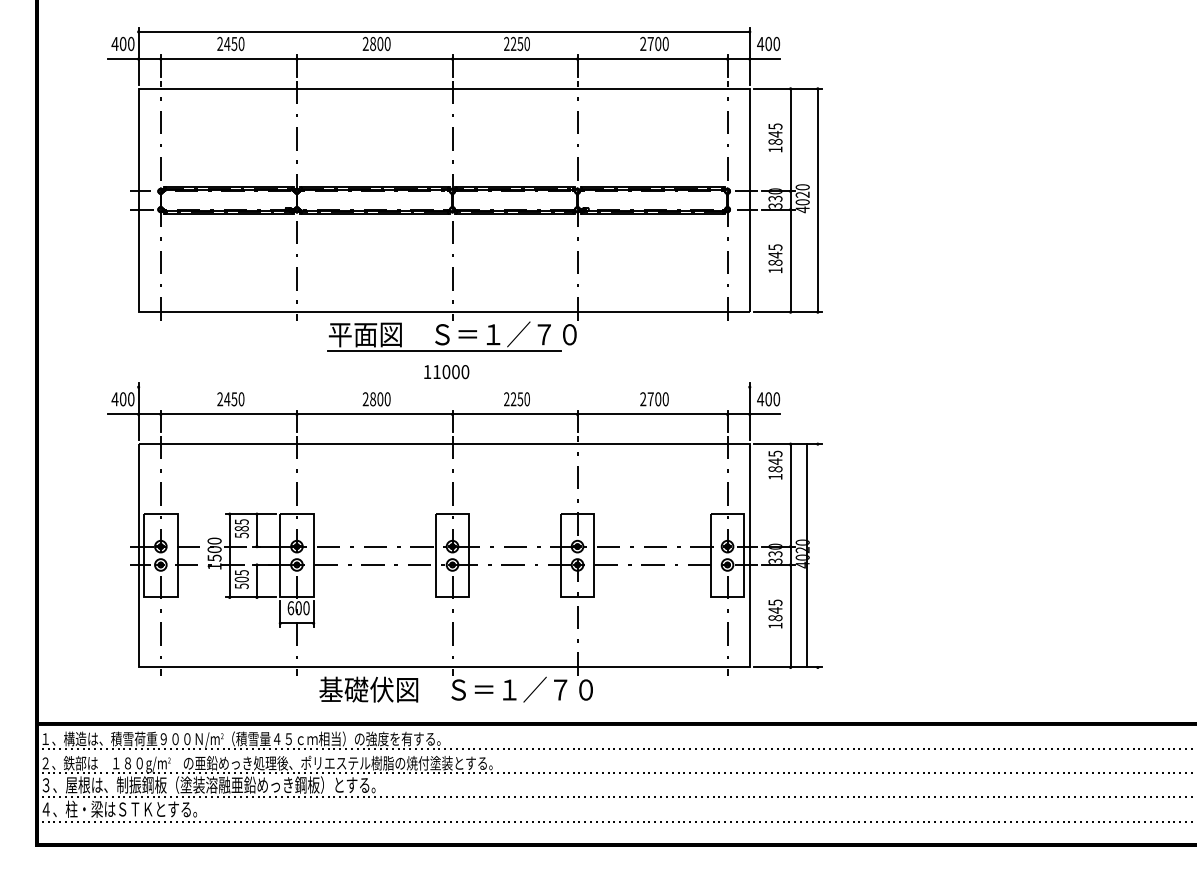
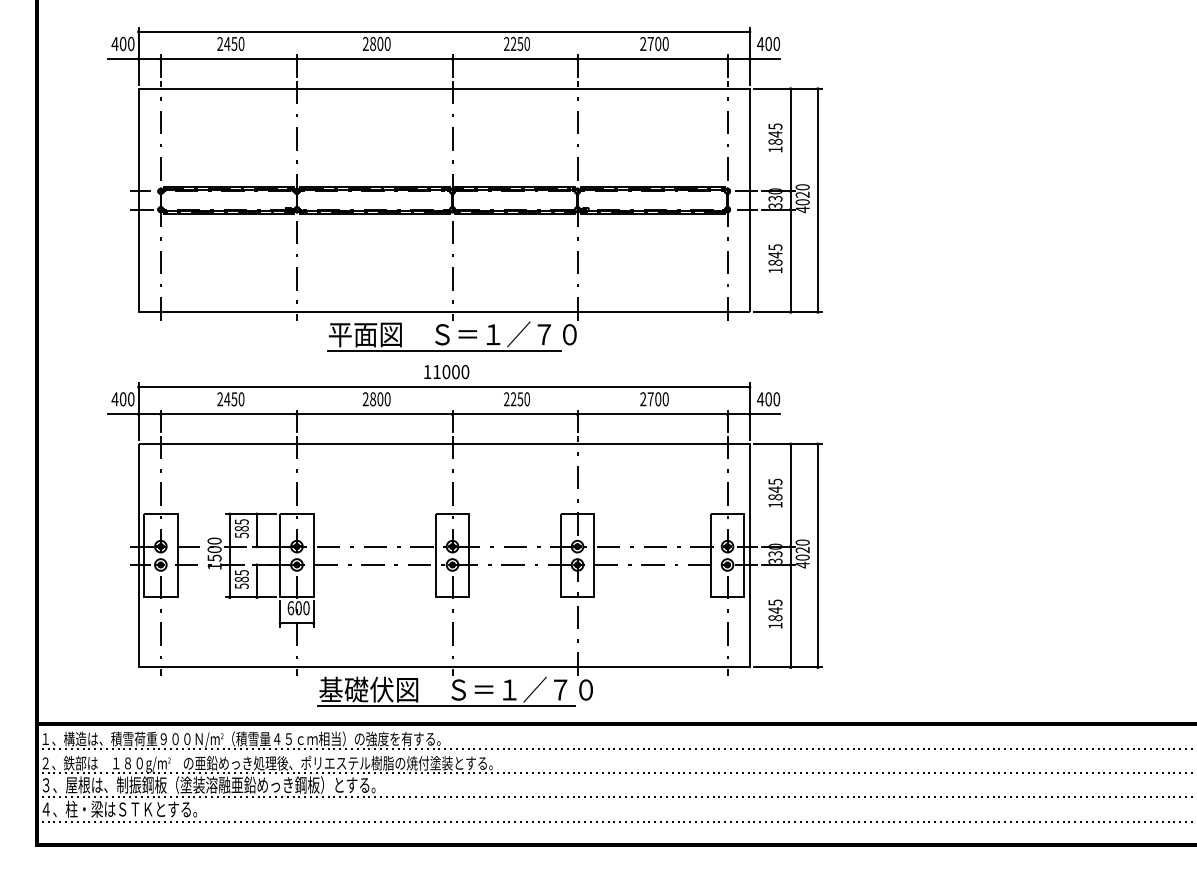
line: none -> present (443, 387)
text position: (775, 464) -> (775, 492) (775, 492)
line position: (806, 555) -> (817, 555) (817, 555)
text: 505 -> 585 (241, 579)
line: none -> present (446, 706)
